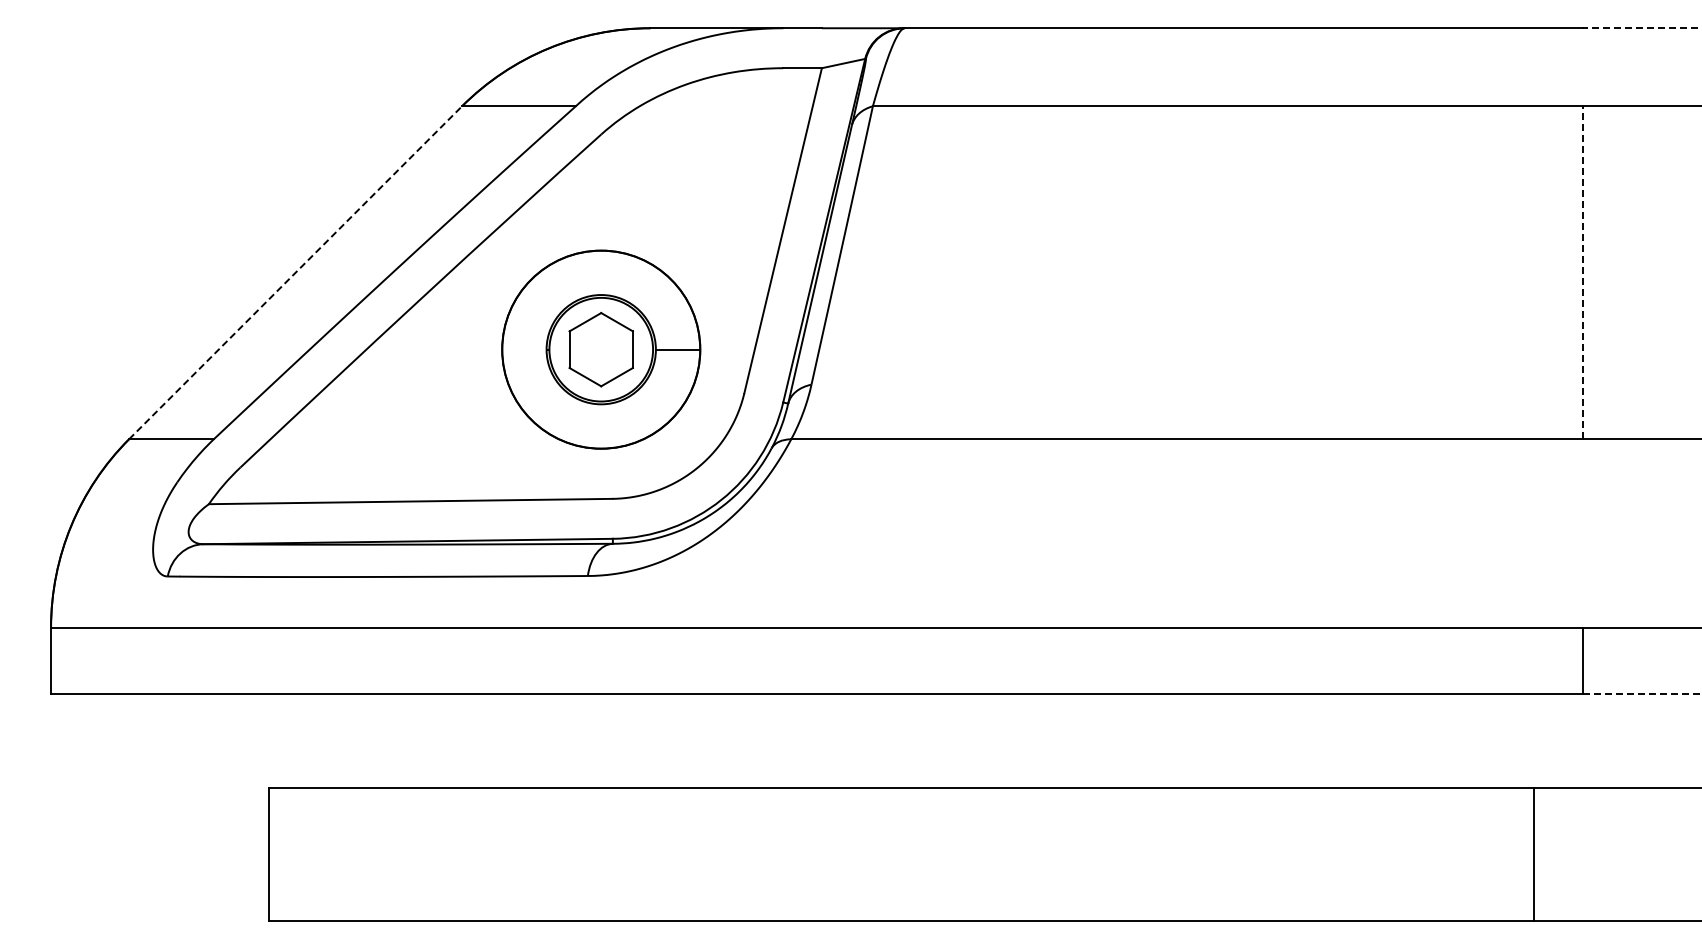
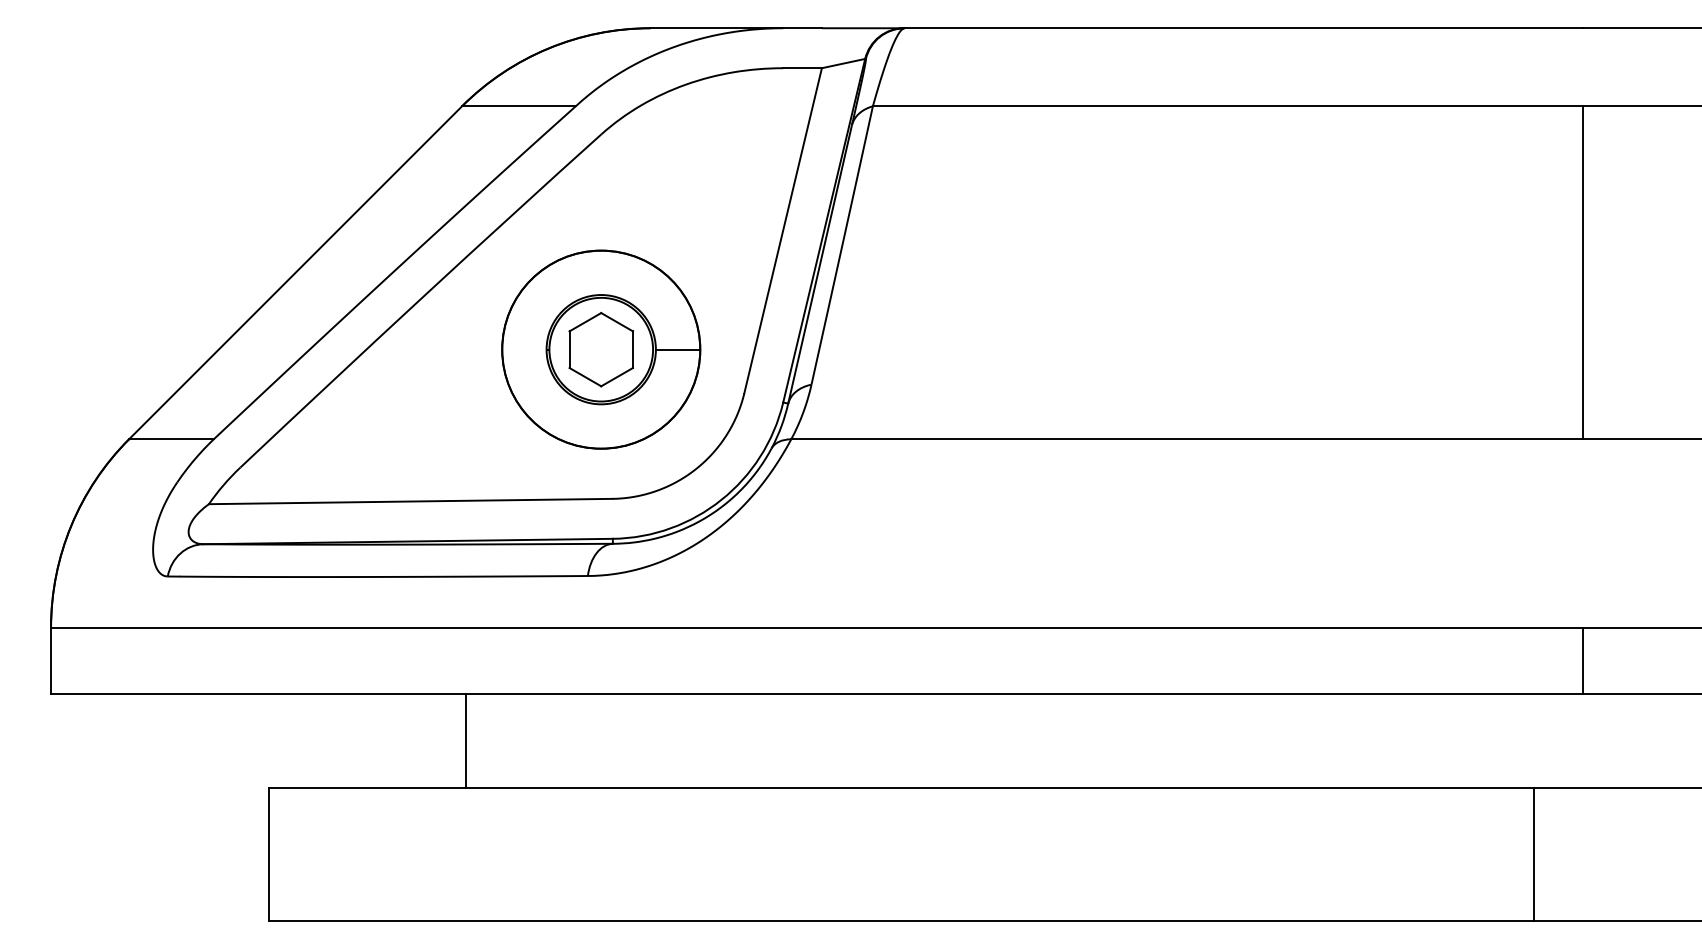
line: dashed -> solid (1641, 28)
line: dashed -> solid (295, 272)
line: dashed -> solid (1582, 272)
line: dashed -> solid (1642, 694)
line: none -> present (465, 740)
